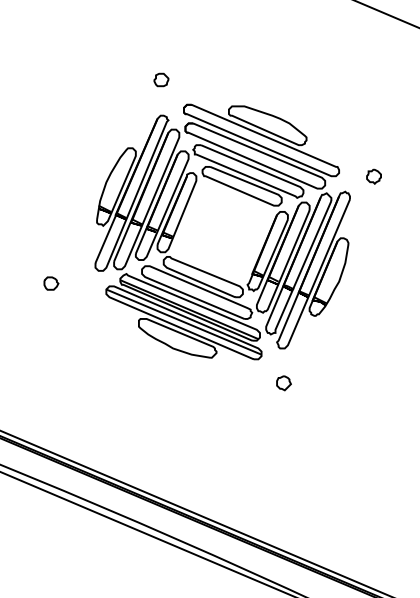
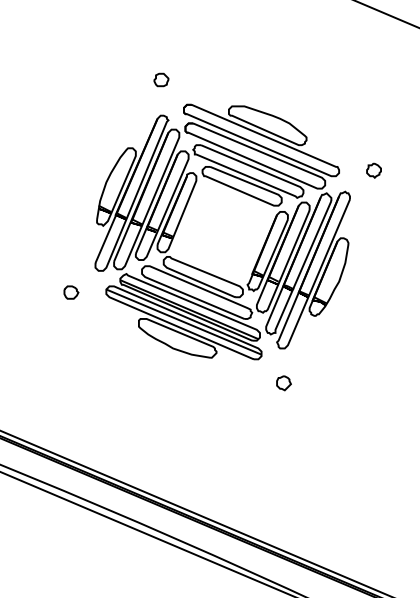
part position: (373, 176) -> (373, 170) (373, 170)
part position: (51, 283) -> (71, 292) (71, 292)
